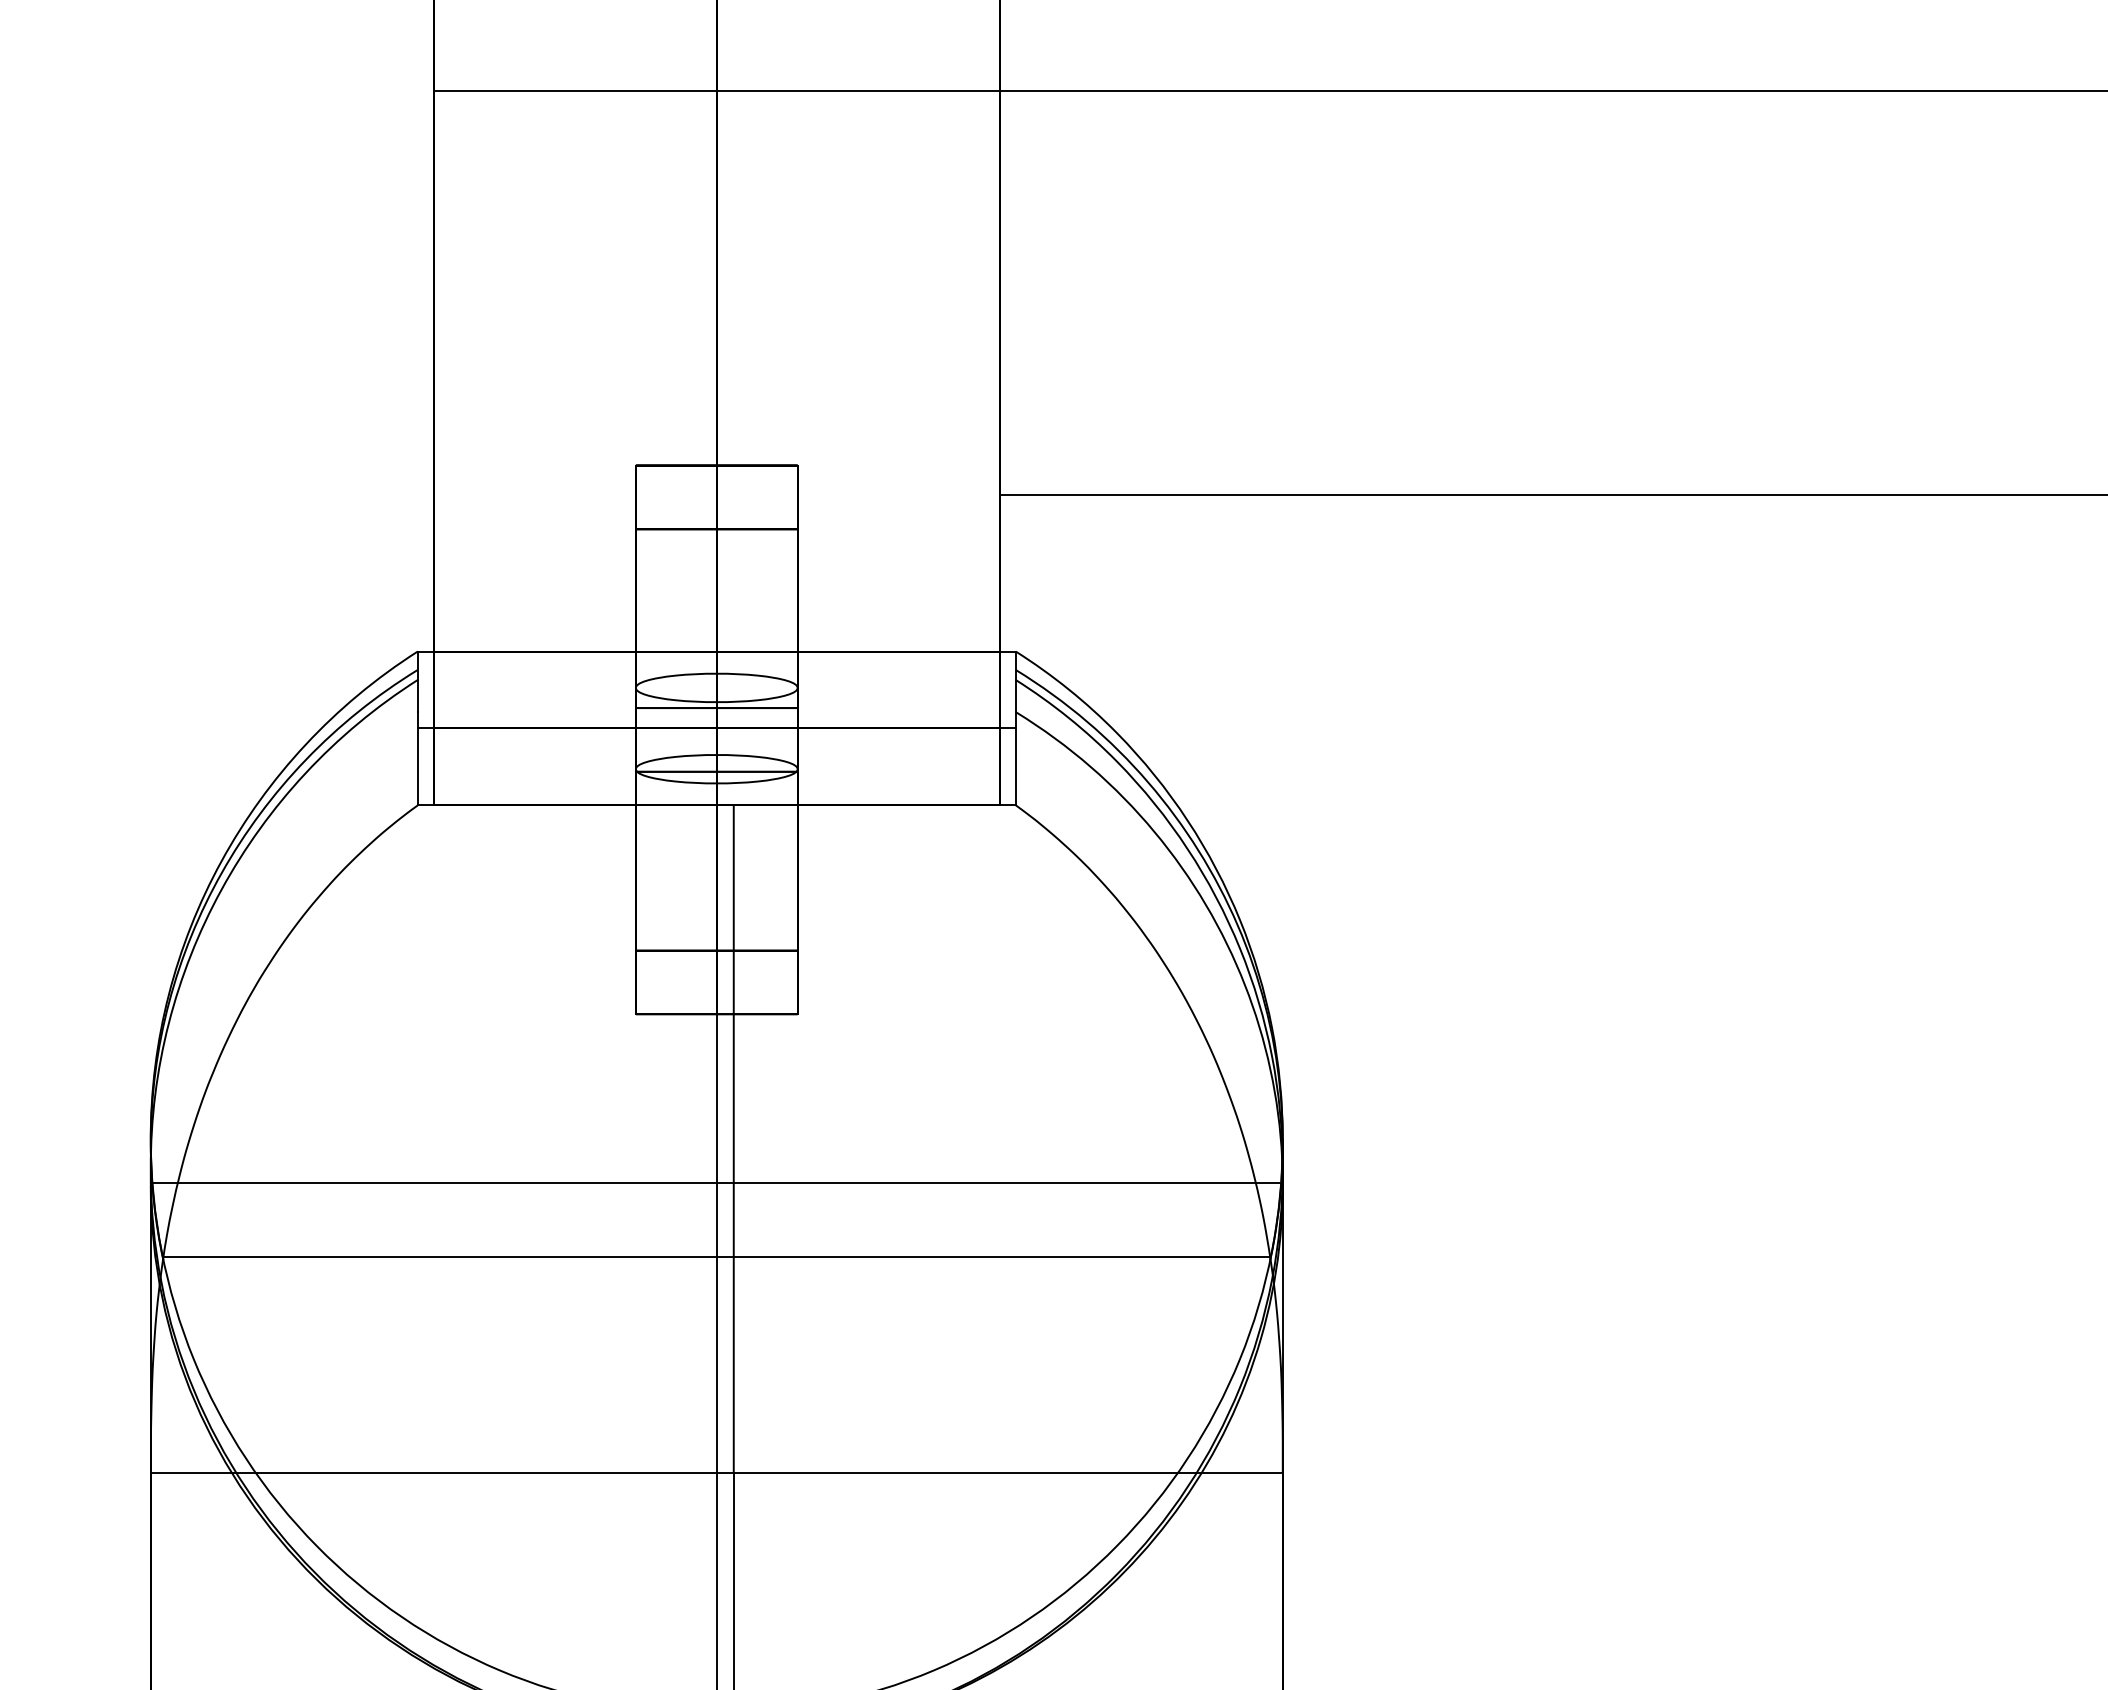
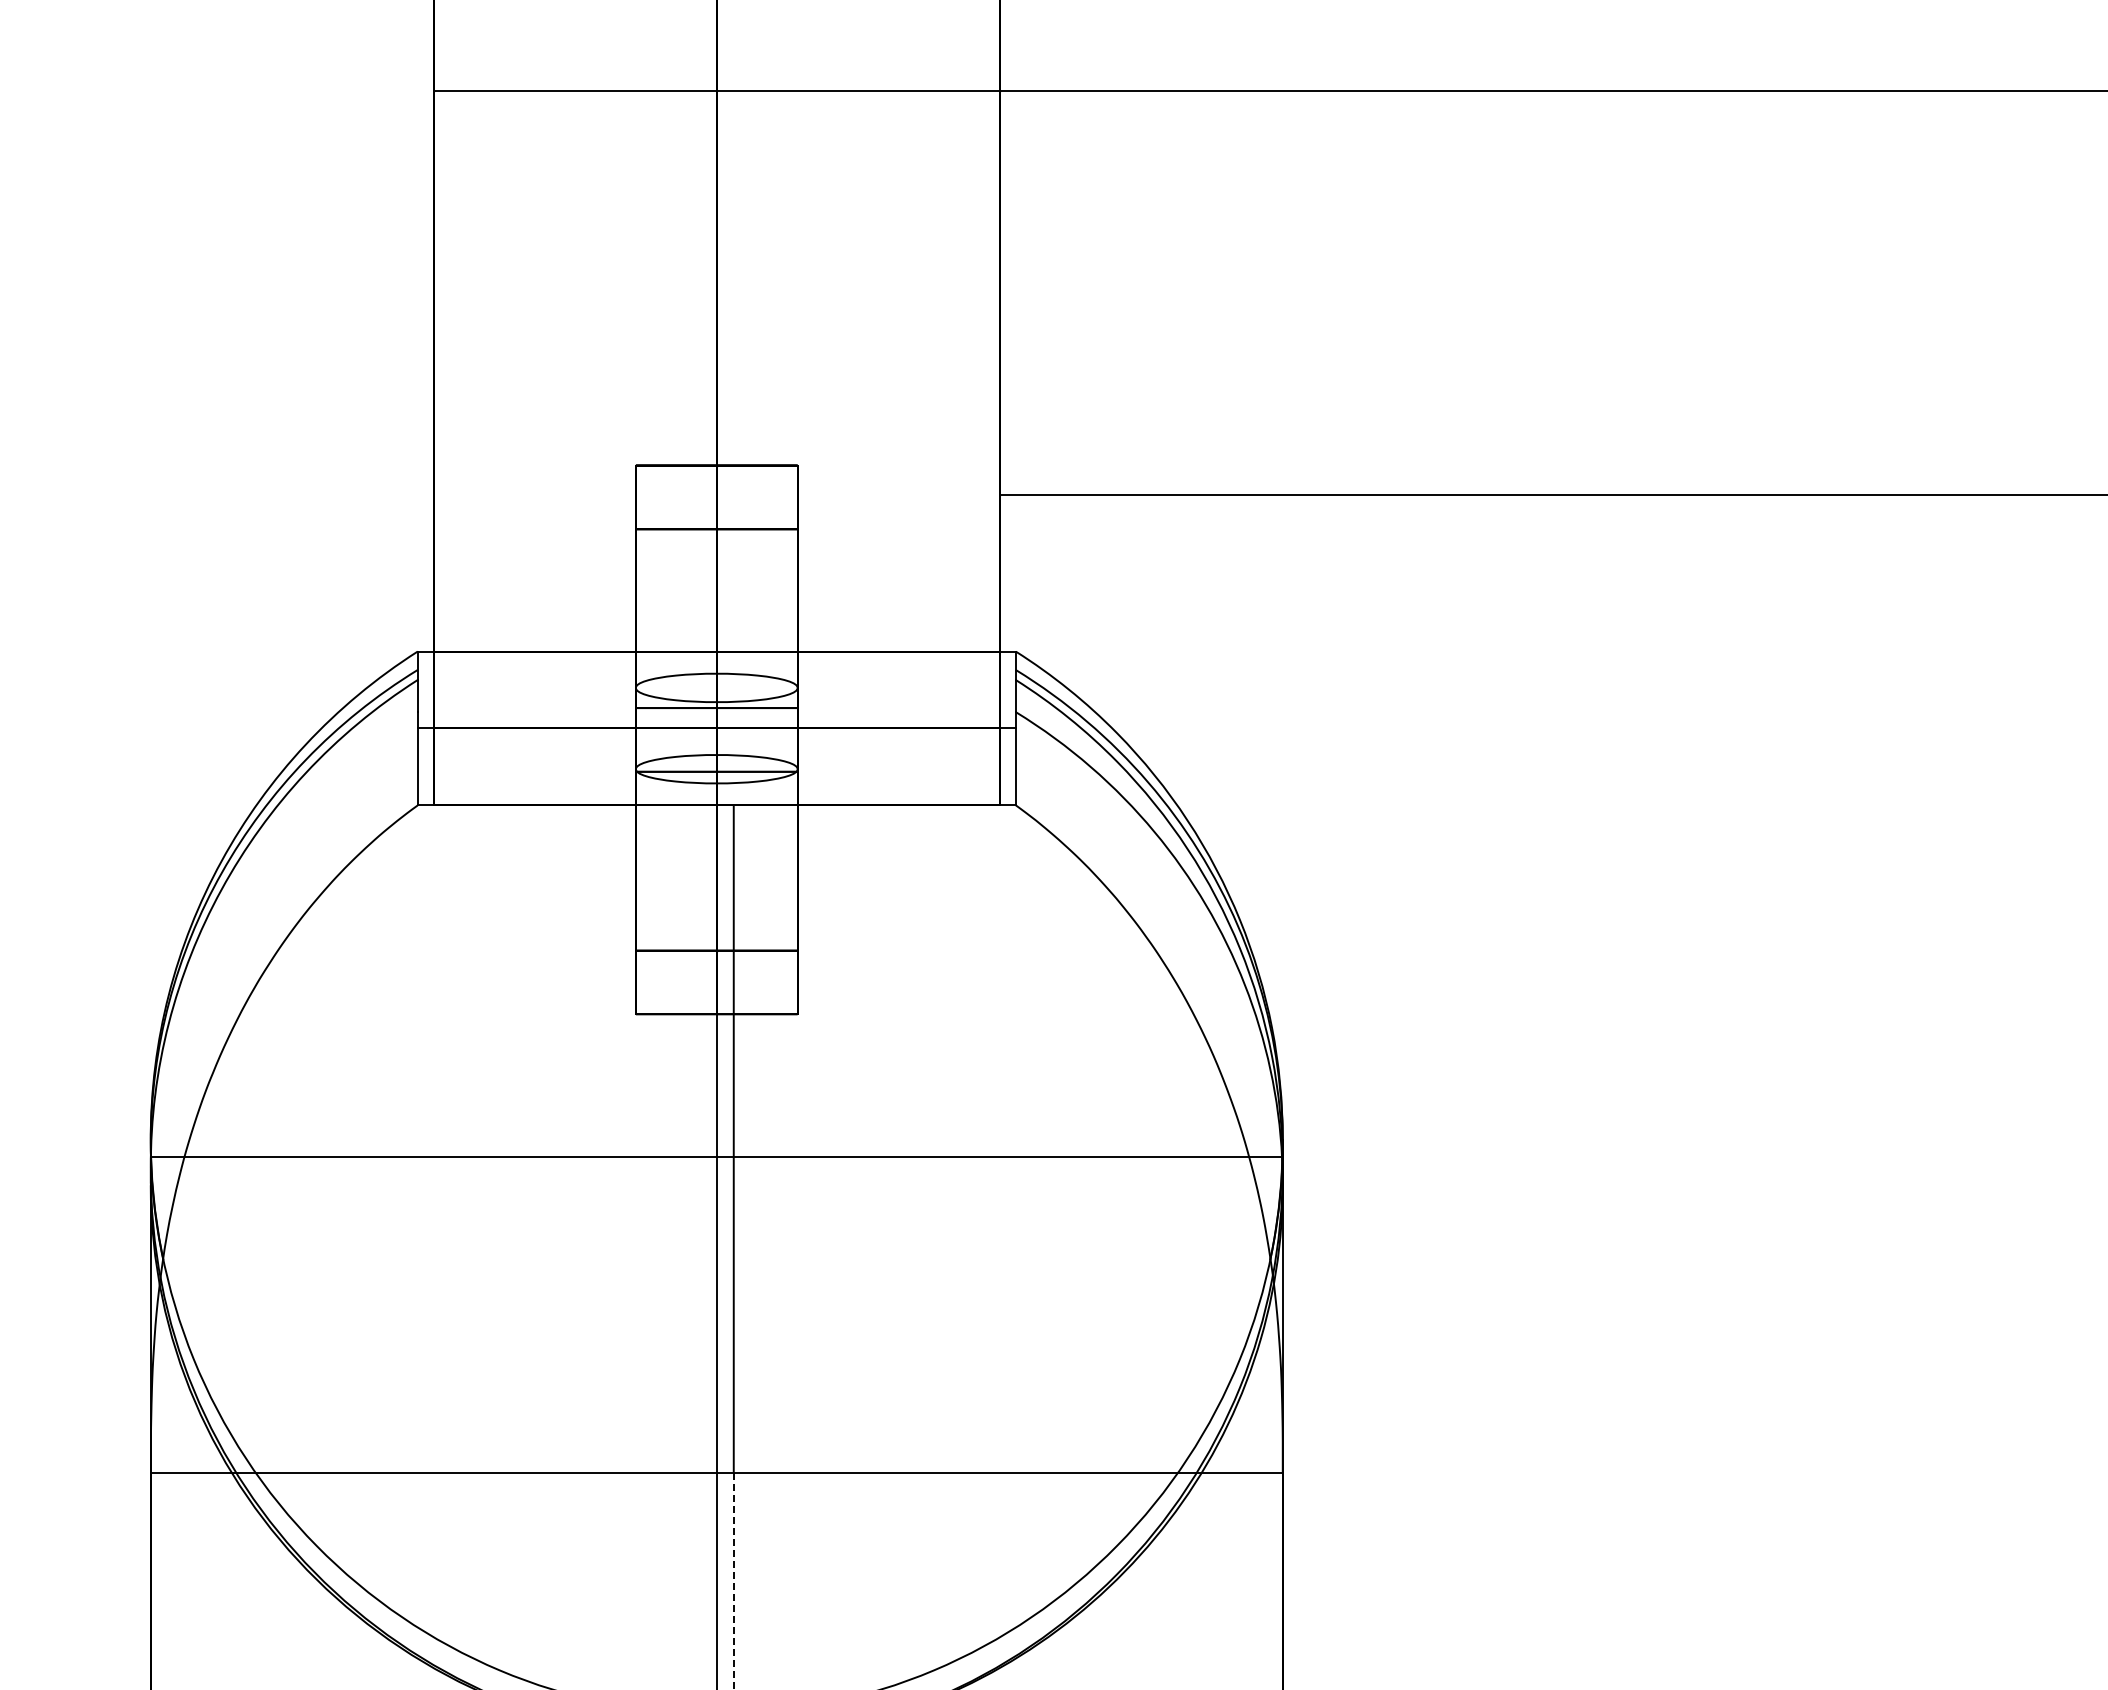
line position: (716, 1183) -> (716, 1157) (716, 1157)
line: present -> none (716, 1256)
line: solid -> dashed (733, 1581)
